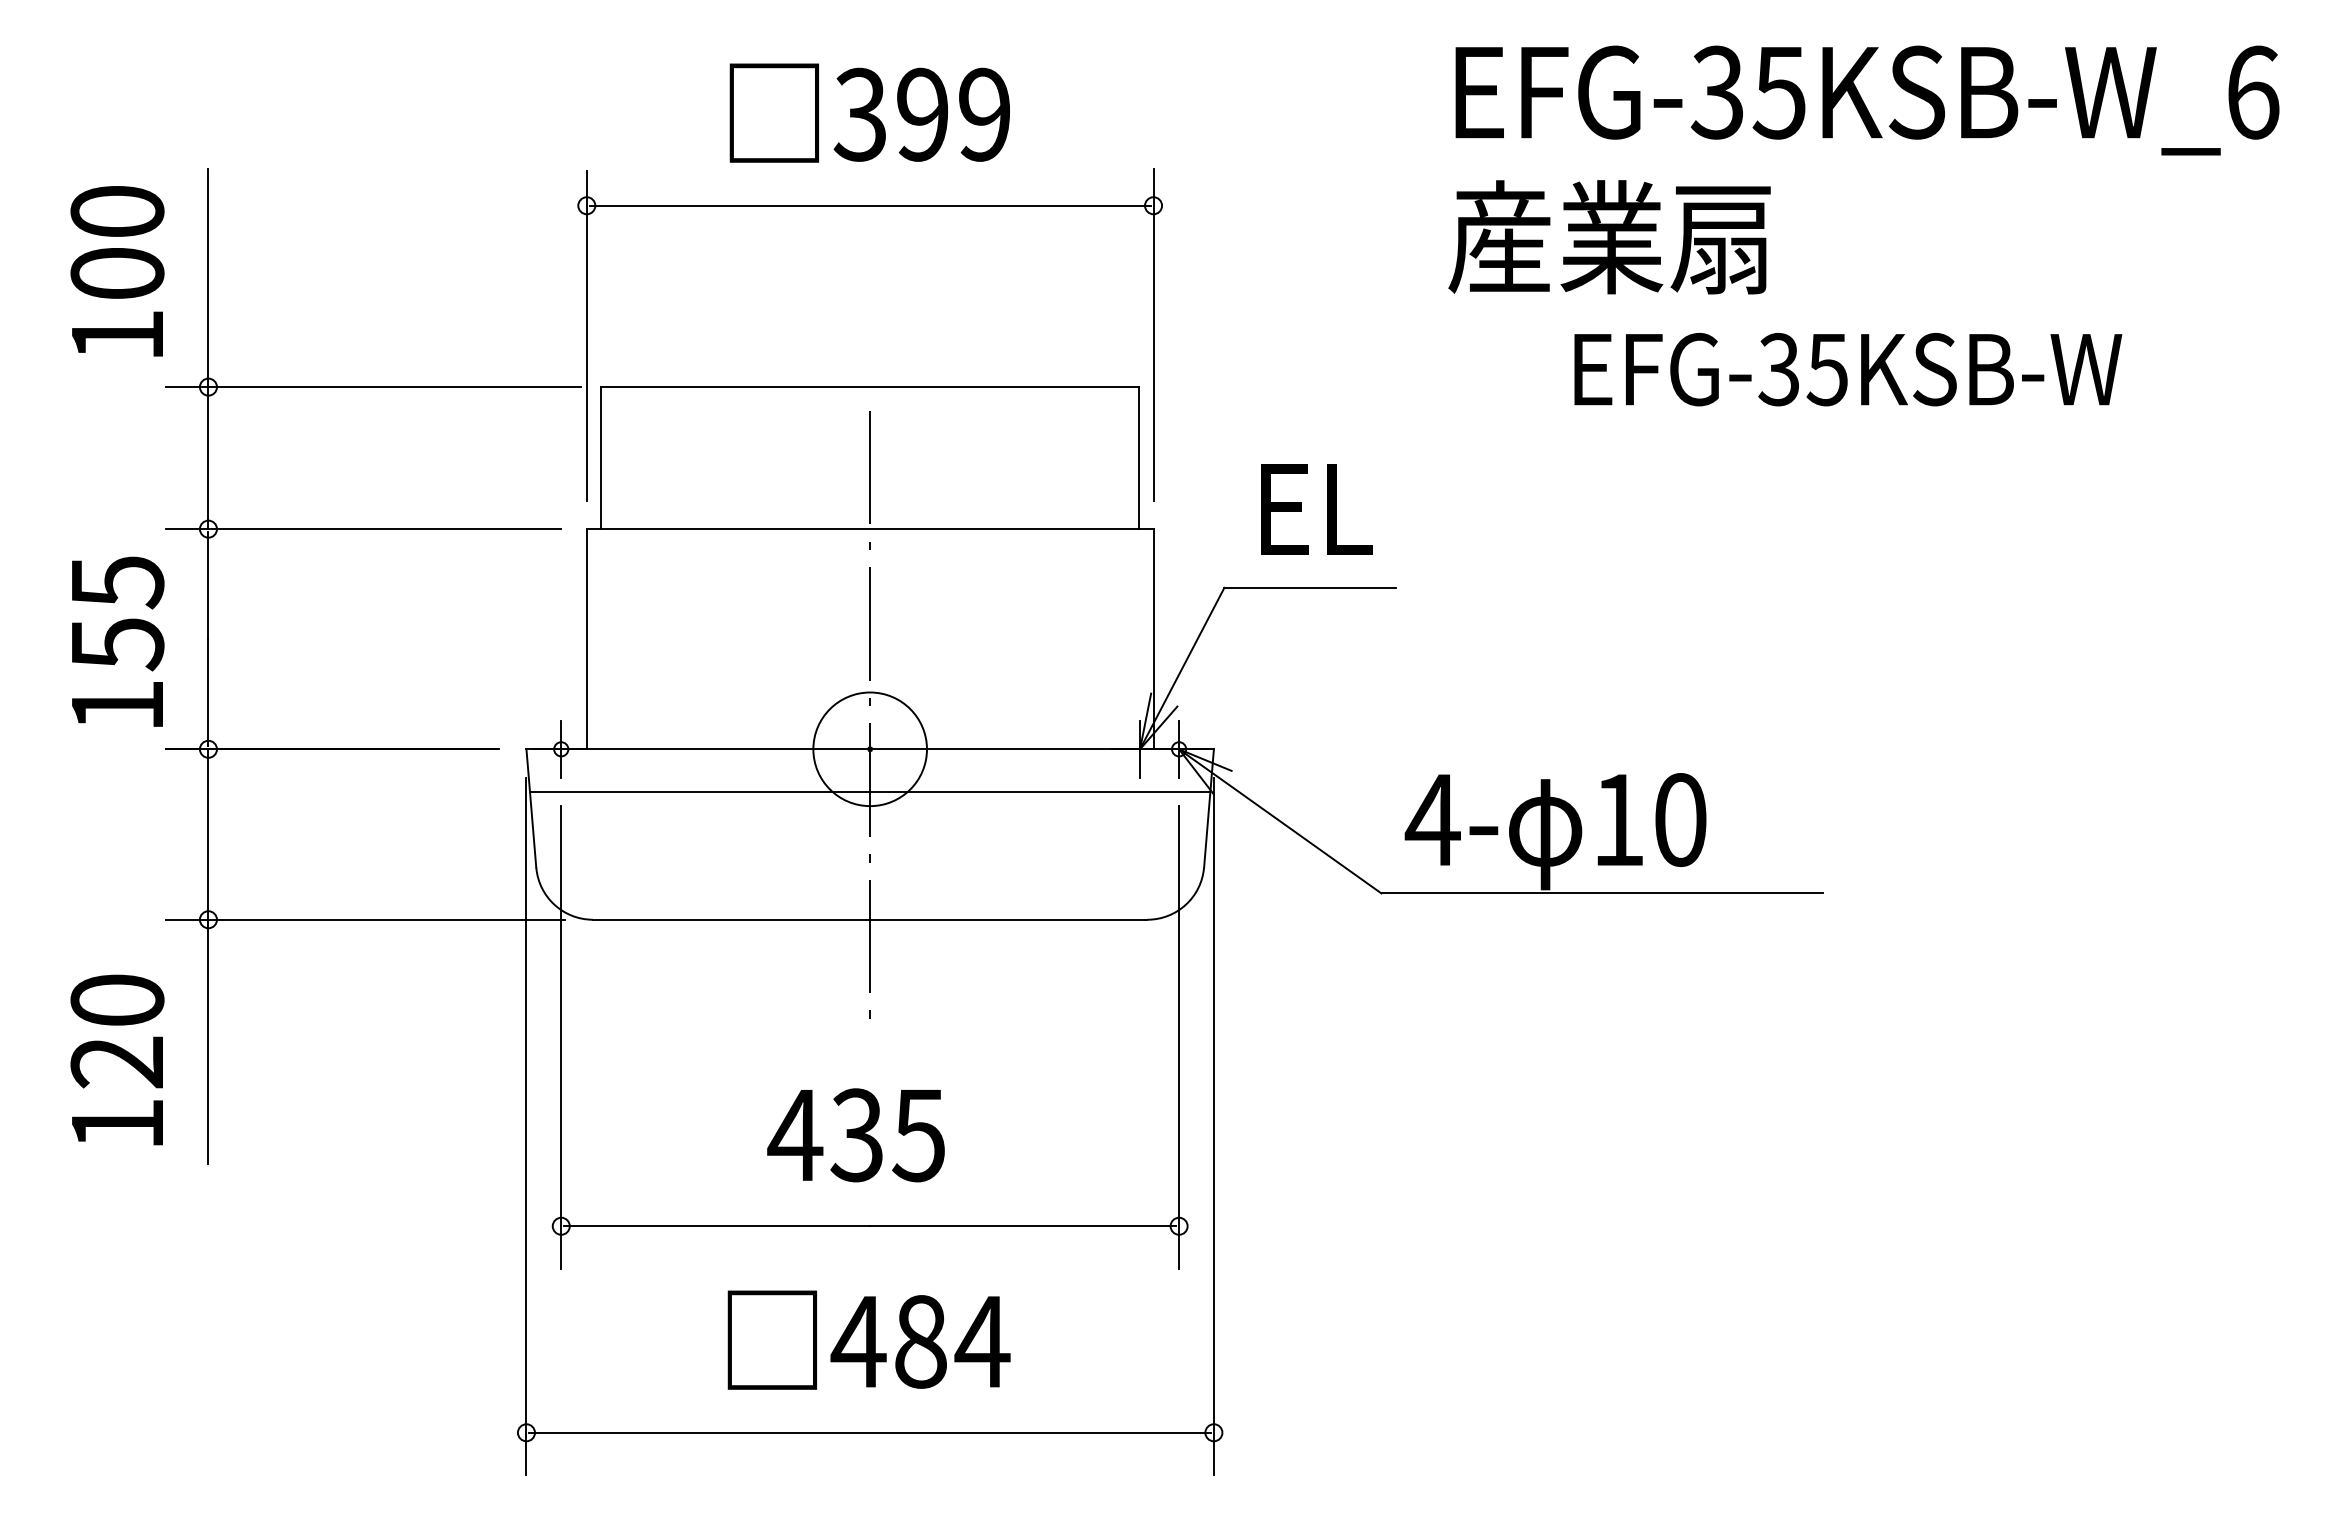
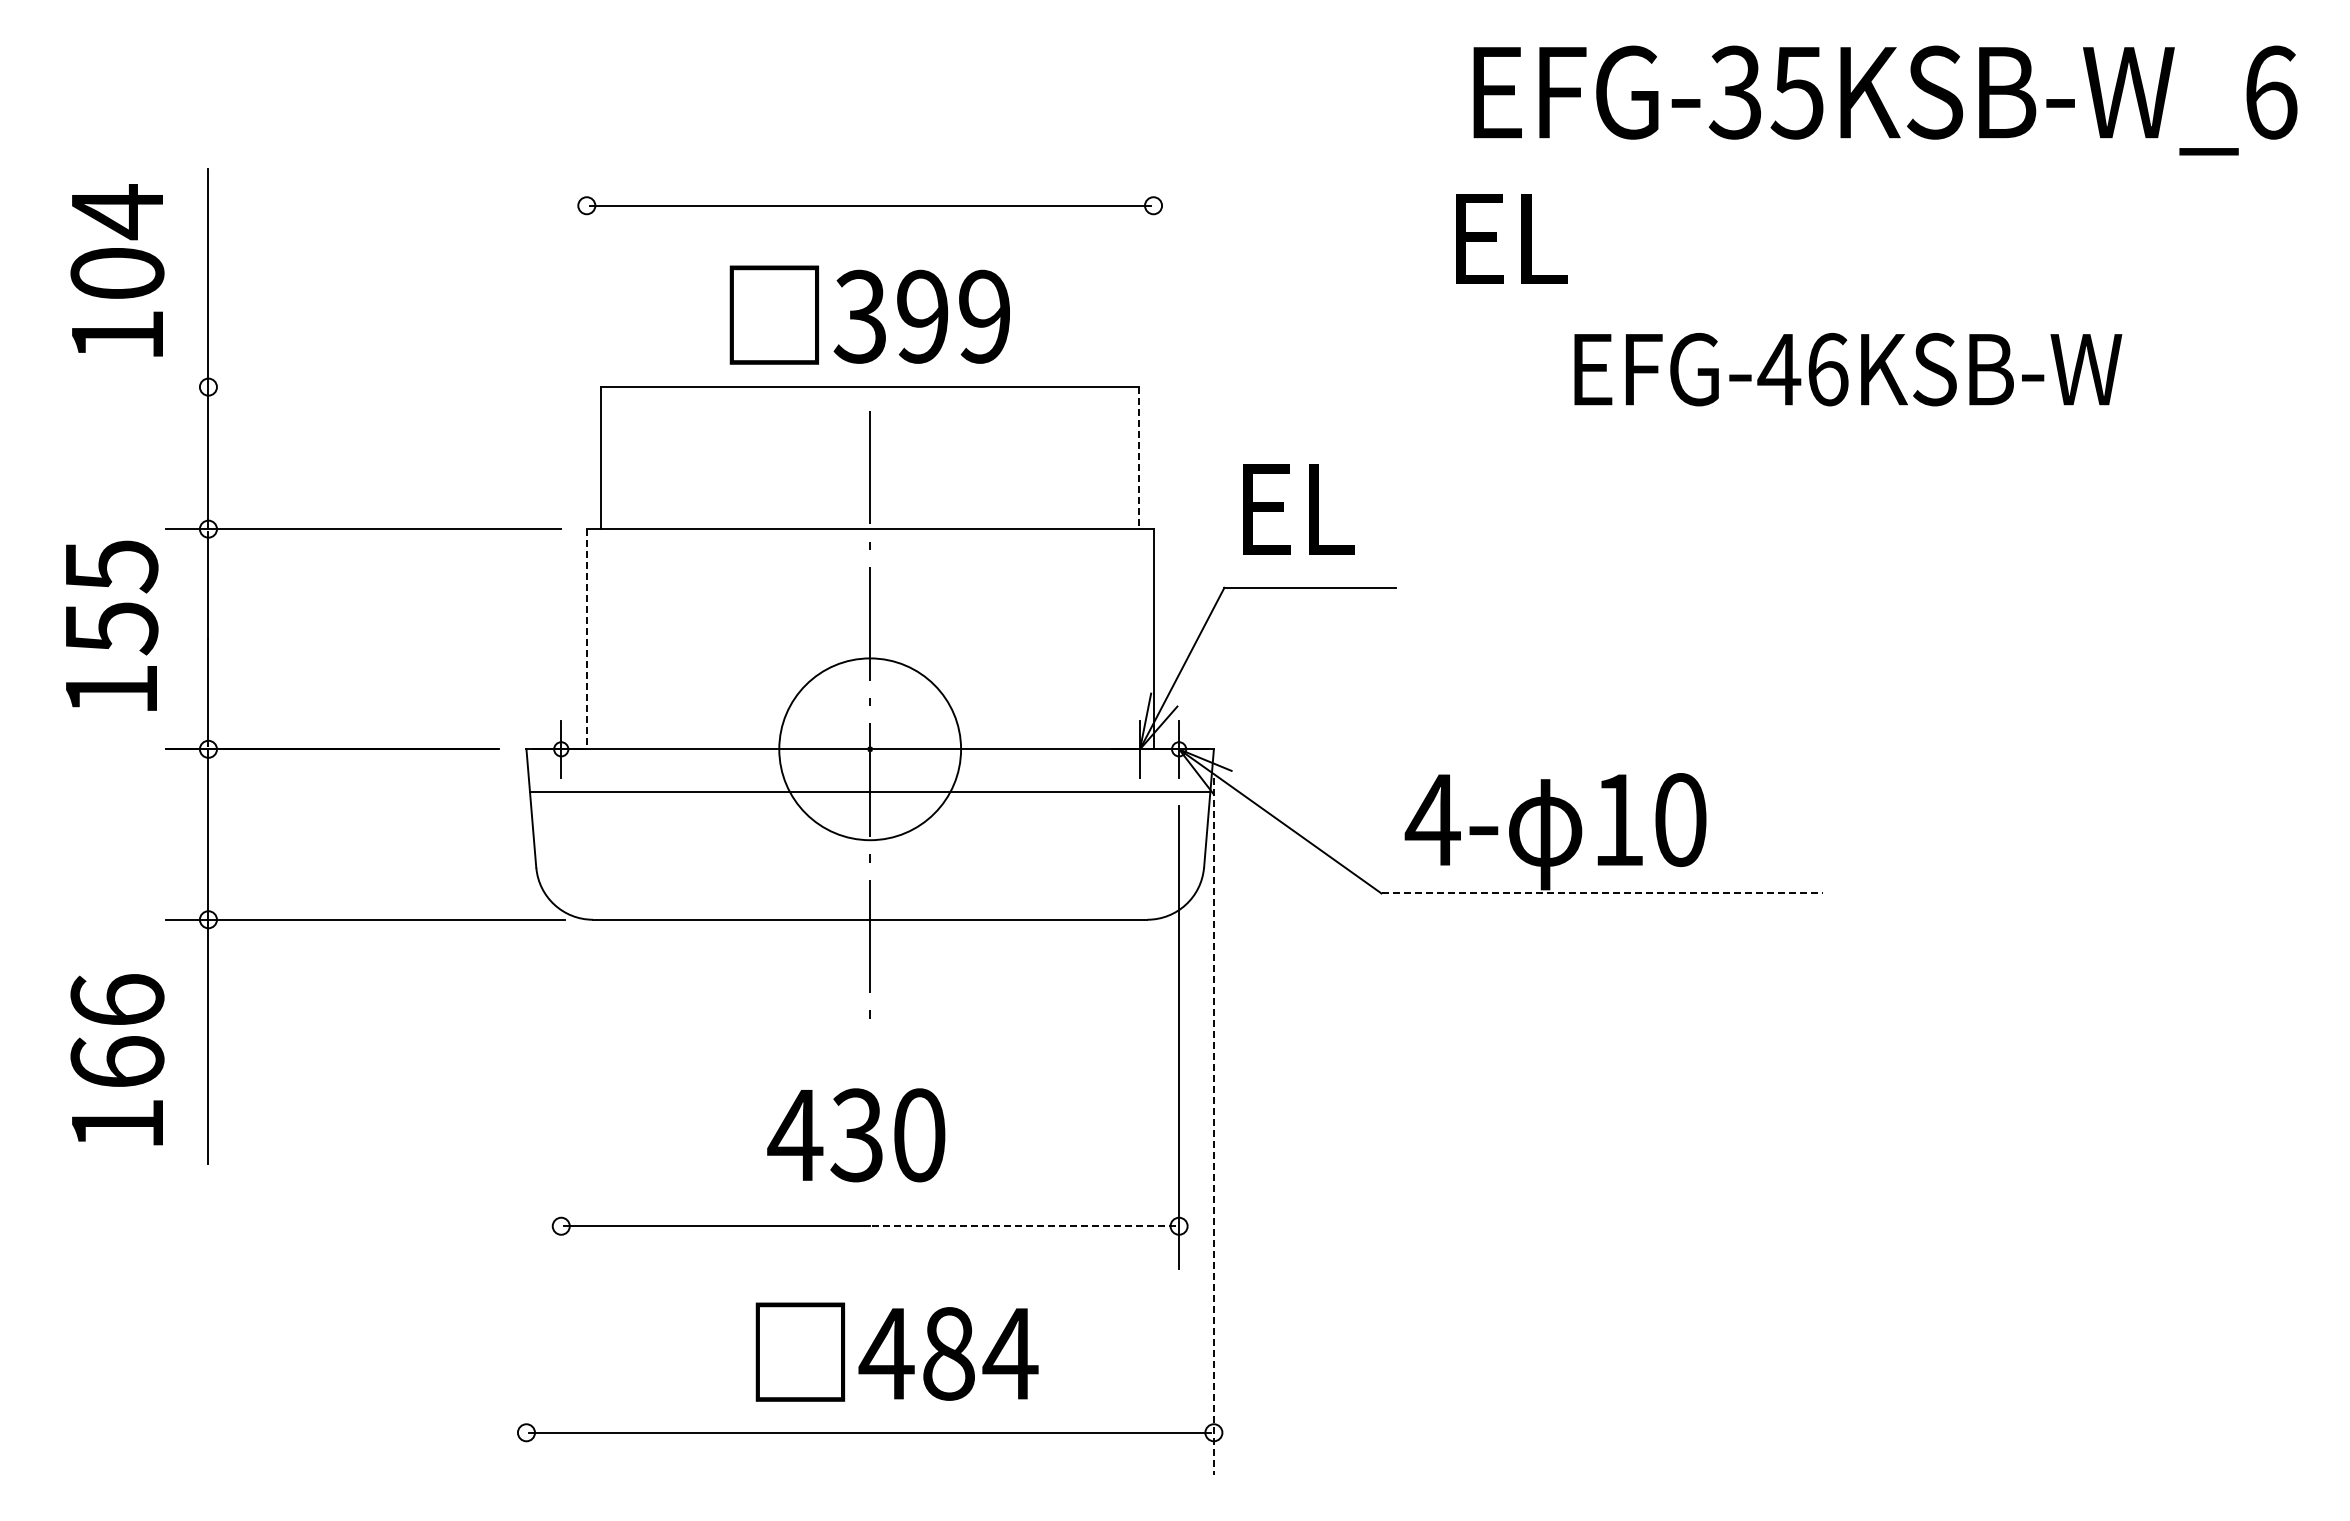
text position: (1867, 100) -> (1885, 100) (1885, 100)
text position: (869, 112) -> (869, 314) (869, 314)
text: 100 -> 104 (117, 212)
text: 産業扇 -> EL (1609, 237)
line: present -> none (1153, 334)
line: present -> none (586, 335)
text: EFG-35KSB-W -> EFG-46KSB-W (1802, 369)
line: present -> none (372, 387)
line: solid -> dashed (1139, 458)
text position: (1316, 509) -> (1298, 509) (1298, 509)
line: solid -> dashed (586, 639)
text position: (118, 641) -> (112, 625) (112, 625)
circle diameter: 114 px -> 182 px (870, 749)
line: solid -> dashed (1602, 893)
text: 120 -> 166 (117, 1031)
line: present -> none (561, 1037)
line: present -> none (526, 1126)
line: solid -> dashed (1213, 1126)
text: 435 -> 430 (918, 1135)
line: solid -> dashed (1022, 1226)
text position: (868, 1339) -> (896, 1351) (896, 1351)
